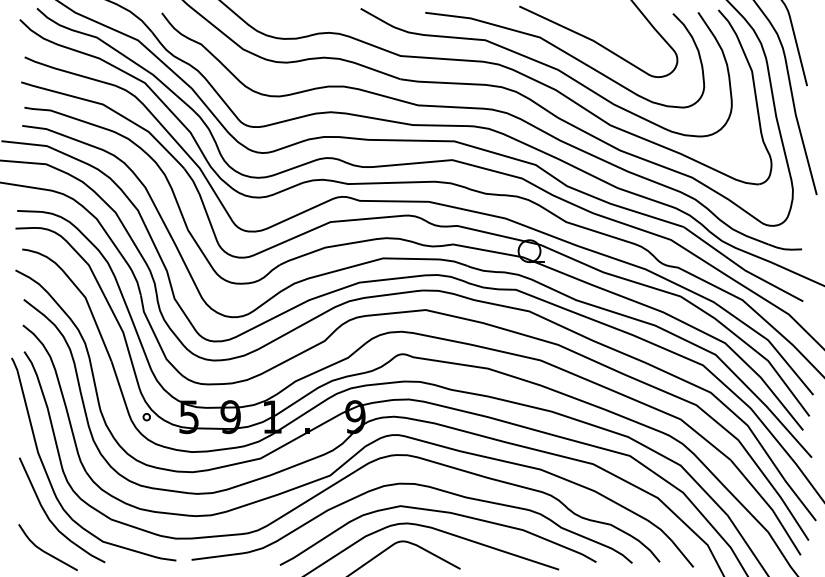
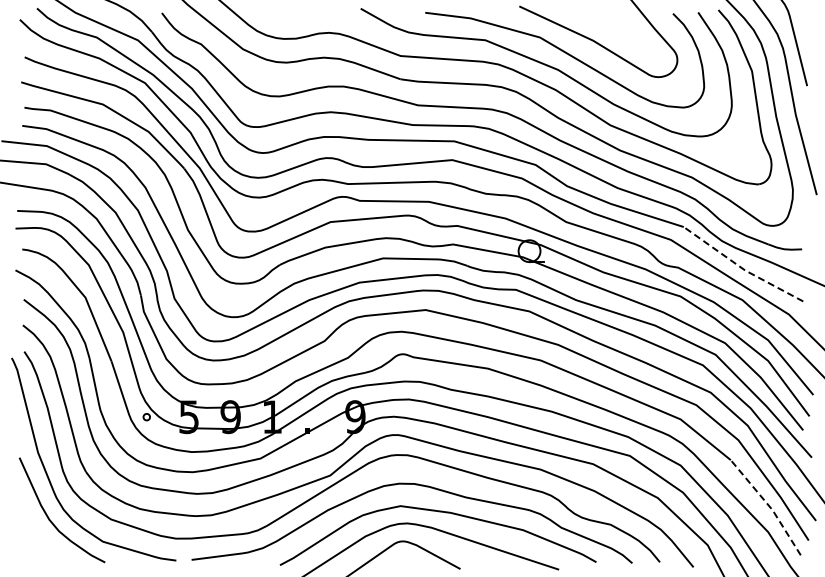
line: solid -> dashed (741, 267)
line: solid -> dashed (768, 505)
curve: present -> none (44, 550)
